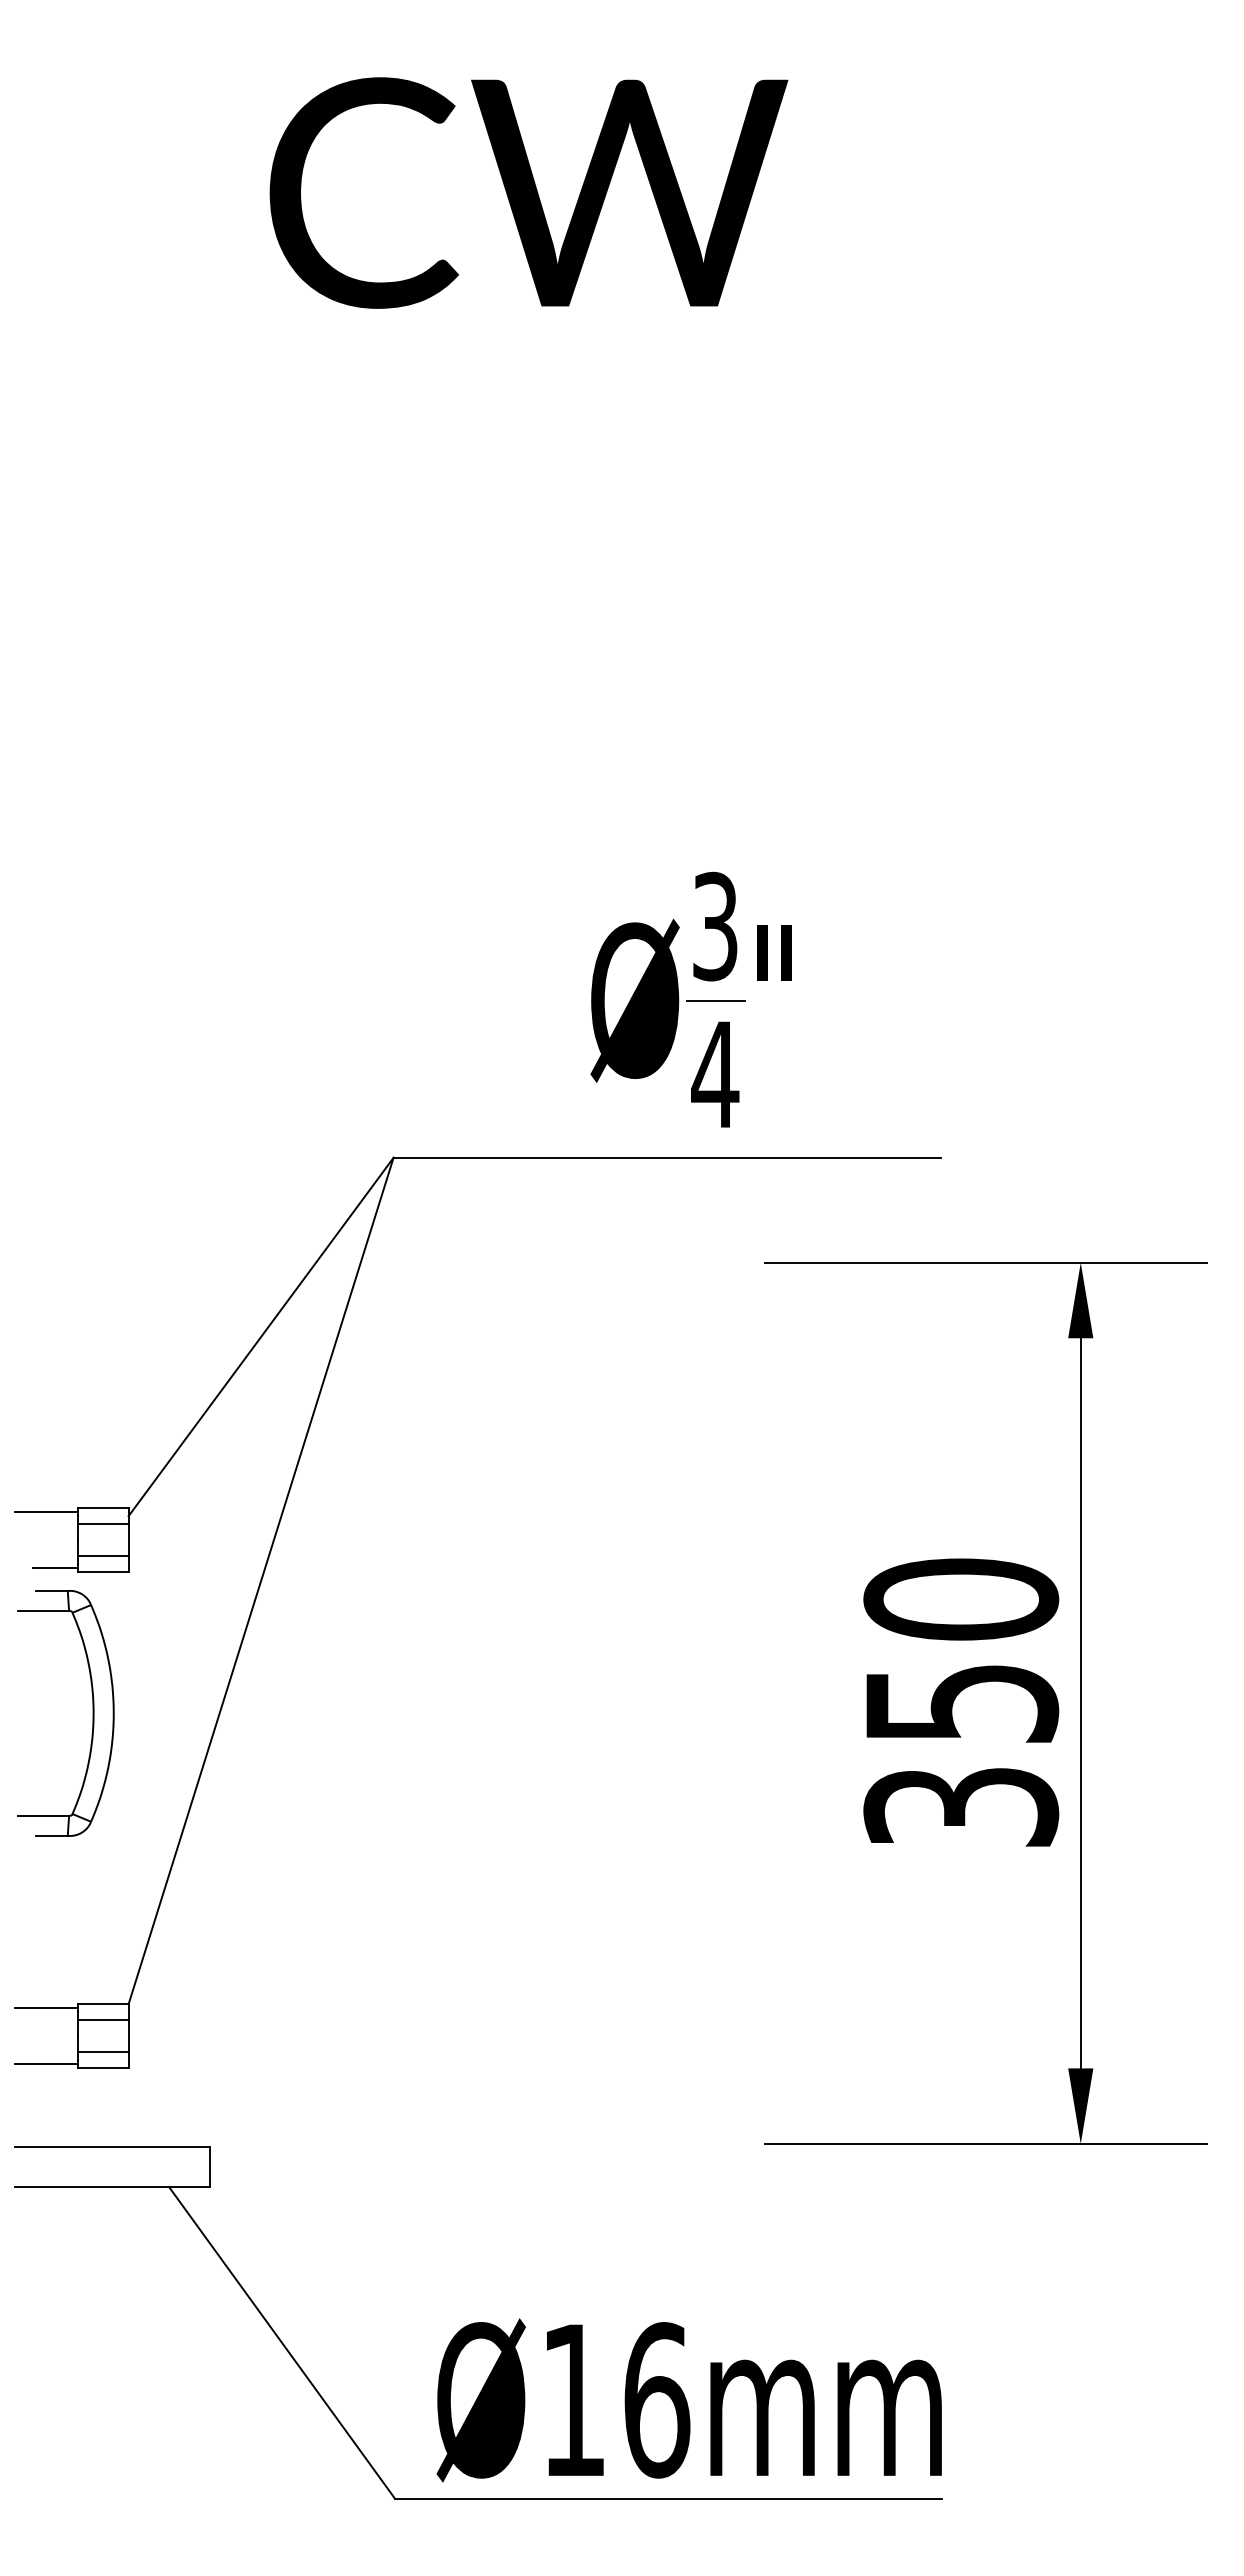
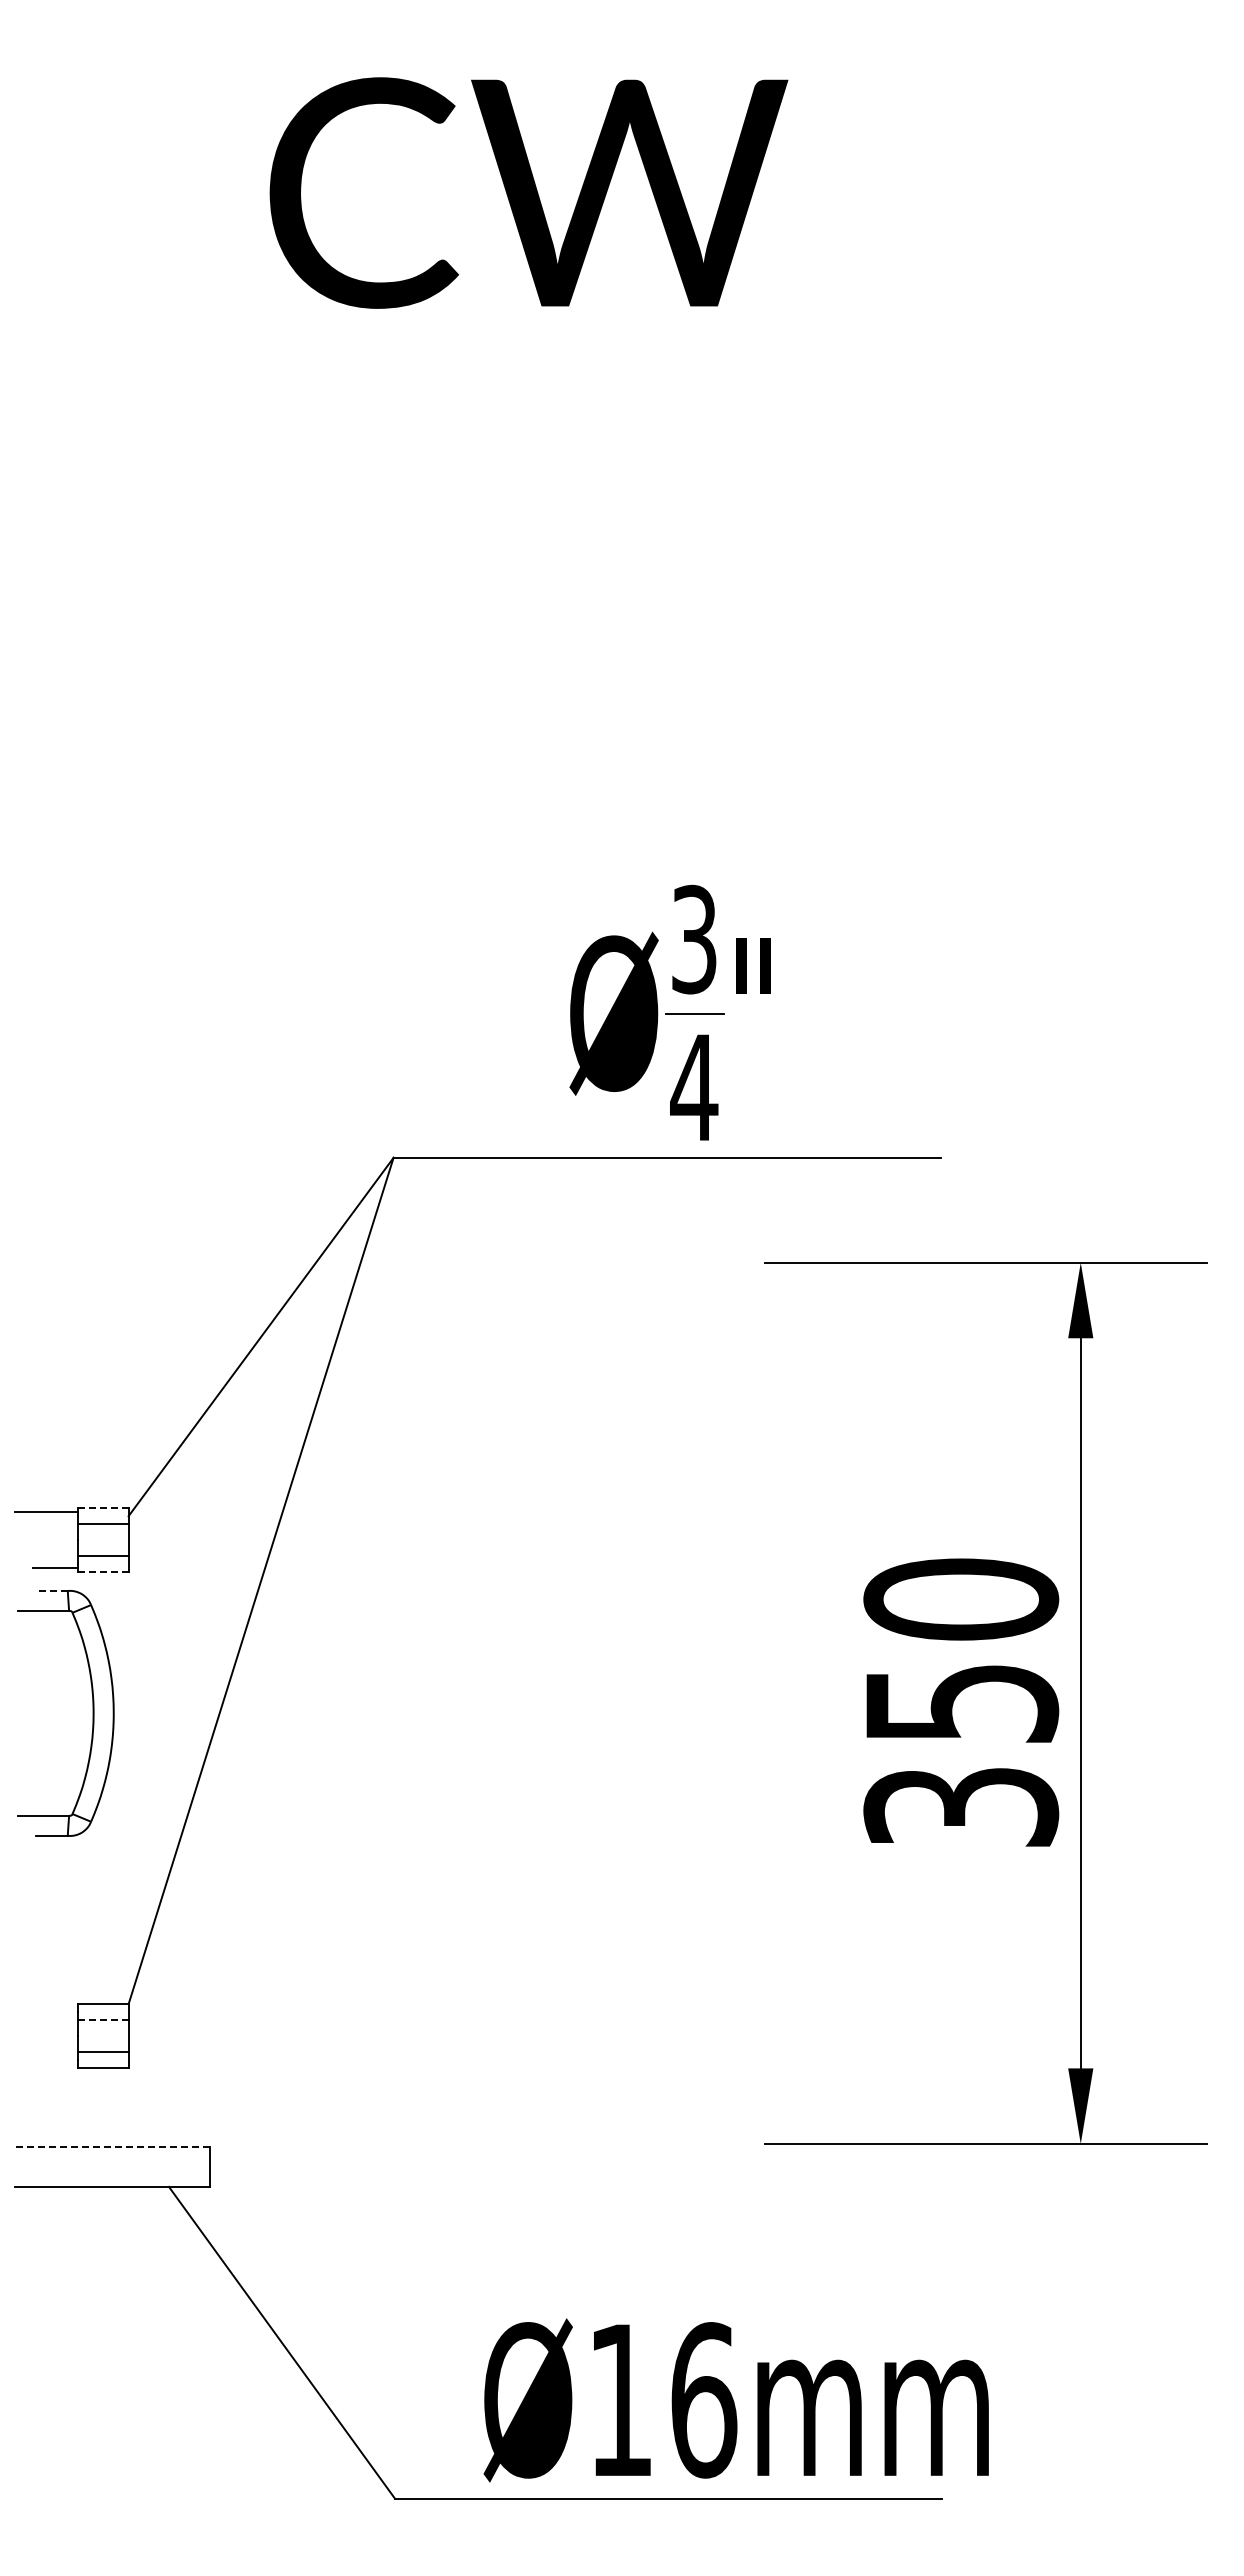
part position: (690, 999) -> (669, 1012) (669, 1012)
line: solid -> dashed (103, 1508)
line: solid -> dashed (103, 1572)
line: solid -> dashed (51, 1590)
line: present -> none (46, 2008)
line: solid -> dashed (103, 2020)
line: present -> none (46, 2063)
line: solid -> dashed (112, 2146)
text position: (688, 2400) -> (735, 2400) (735, 2400)
